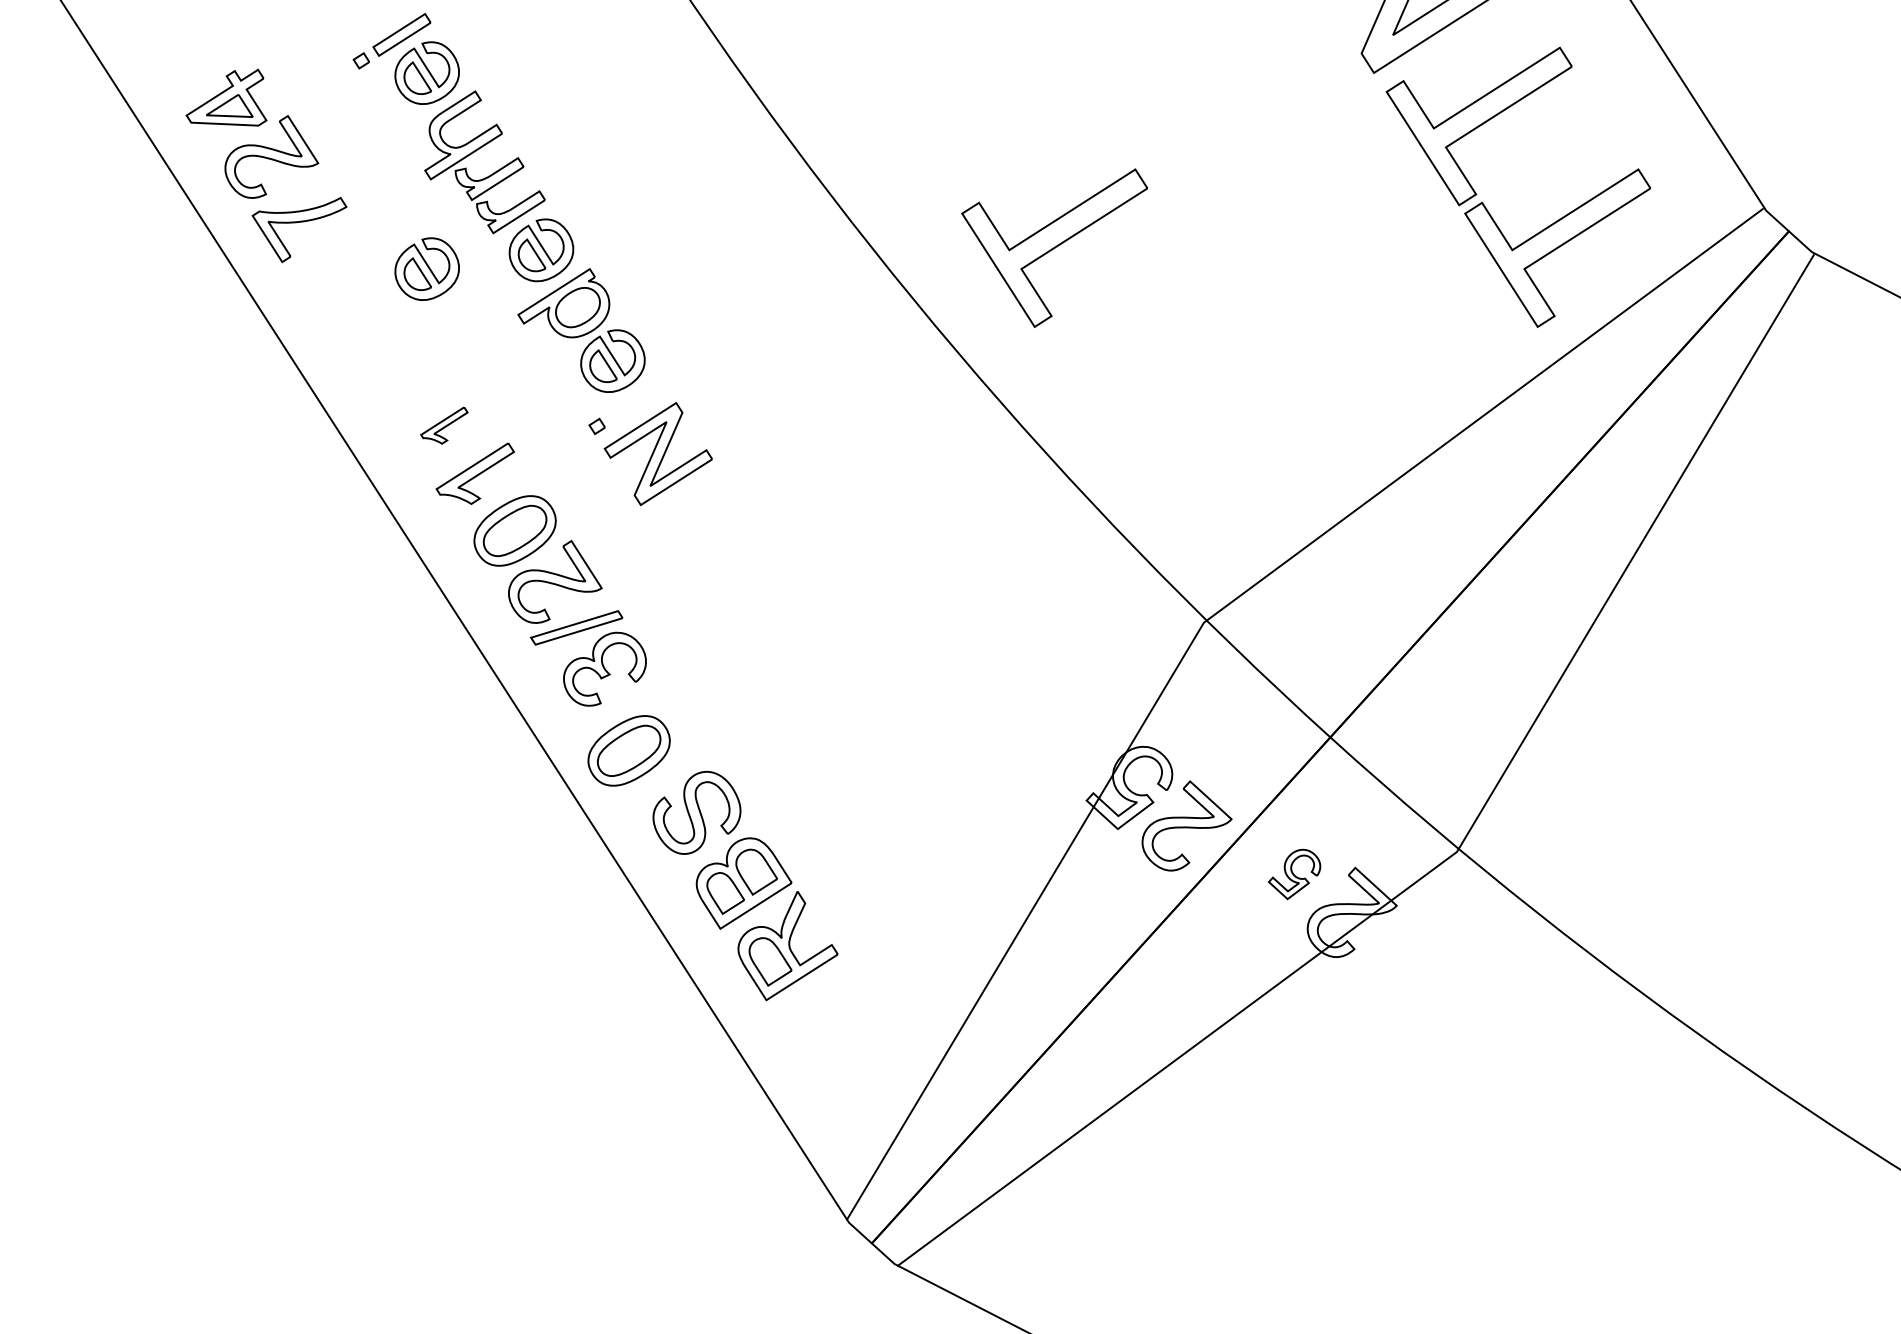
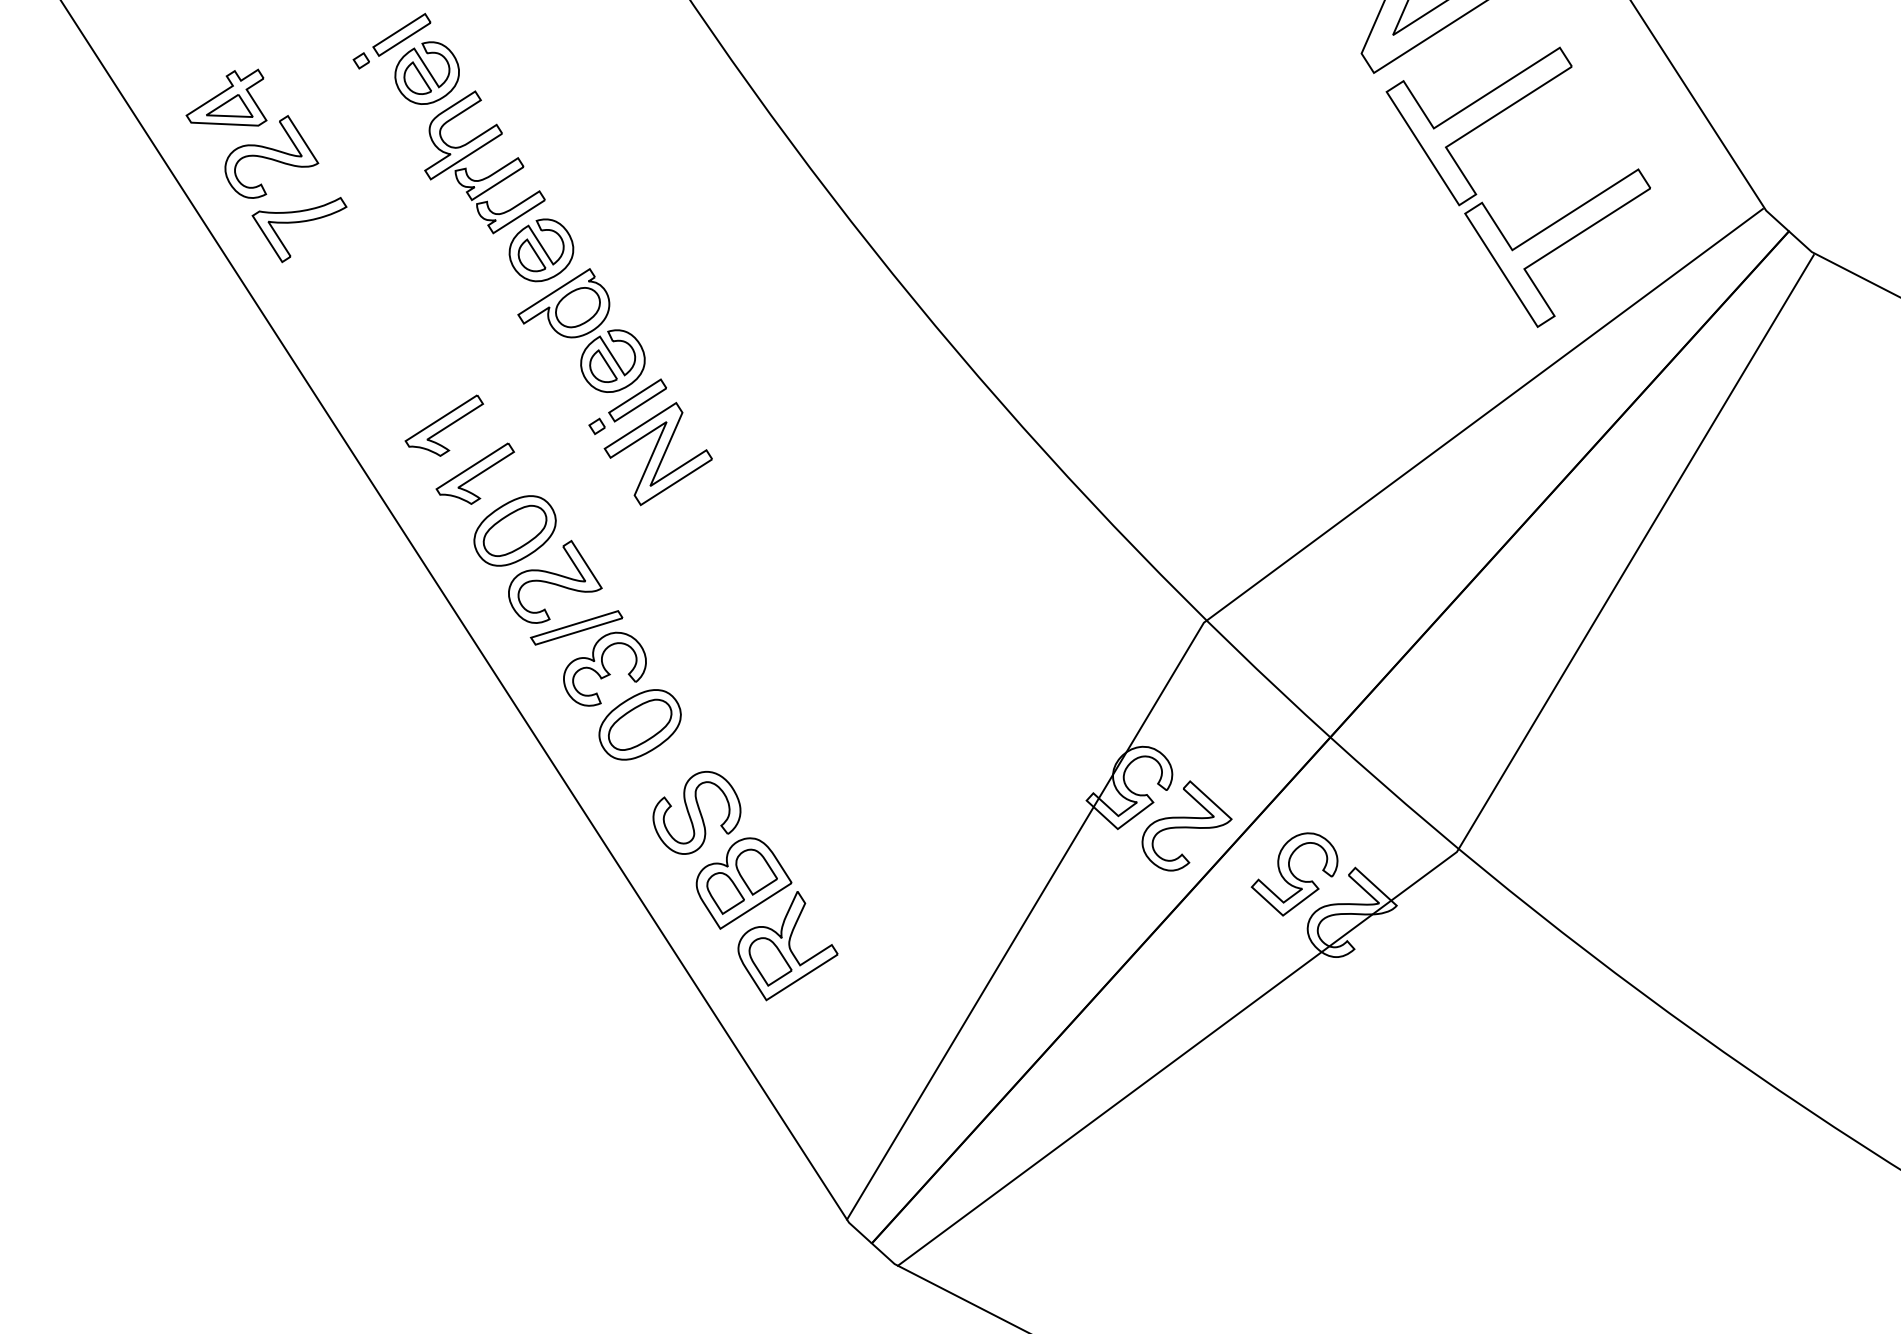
part: present -> none (1054, 247)
part: present -> none (426, 268)
part: none -> present (637, 400)
part size: 49x39 px -> 81x63 px (444, 425)
part position: (628, 750) -> (639, 724) (639, 724)
part size: 55x53 px -> 89x85 px (1294, 874)
